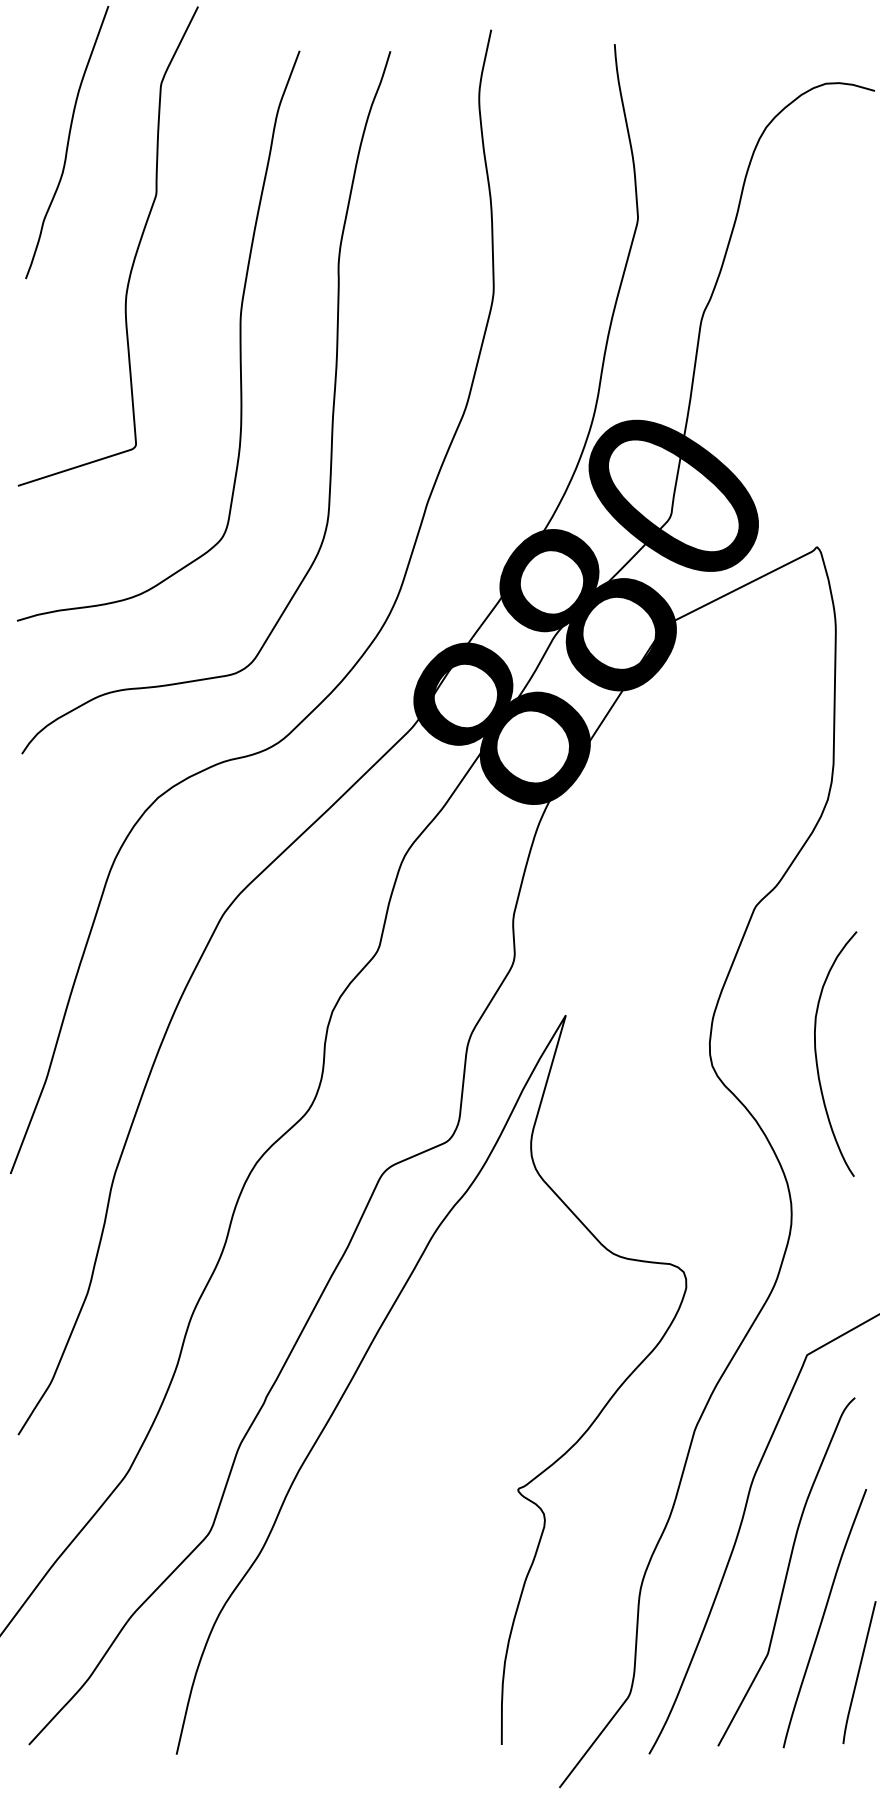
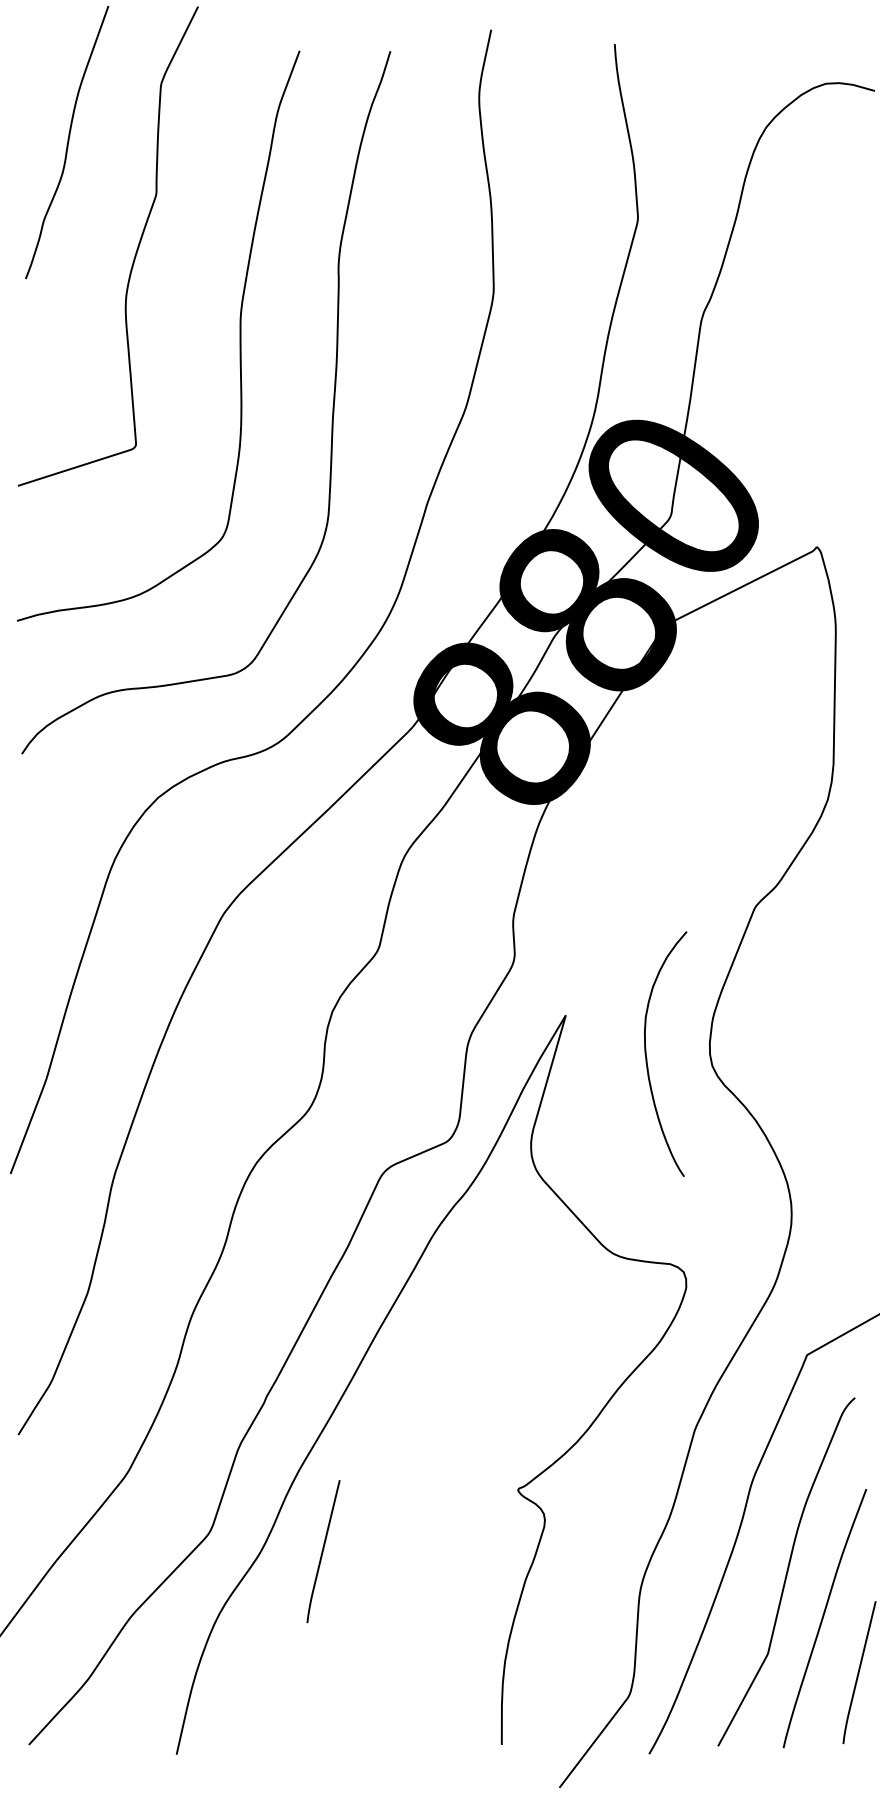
curve position: (817, 1057) -> (647, 1057) (647, 1057)
curve: none -> present (323, 1551)
